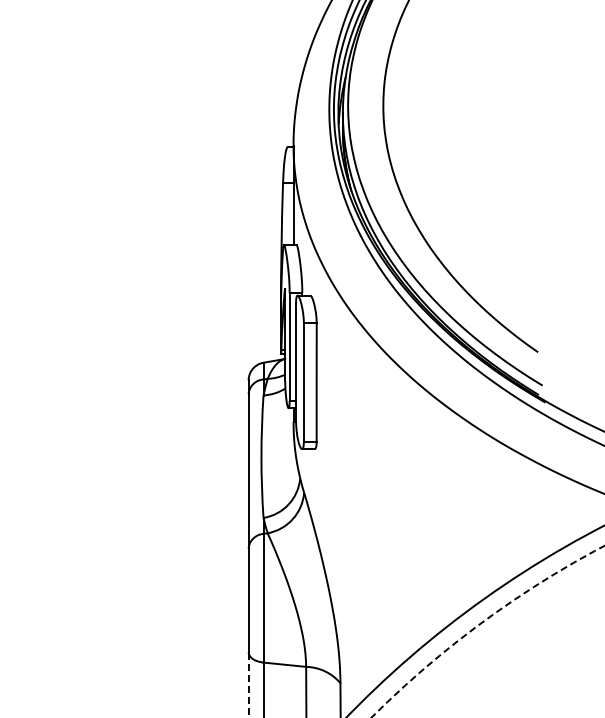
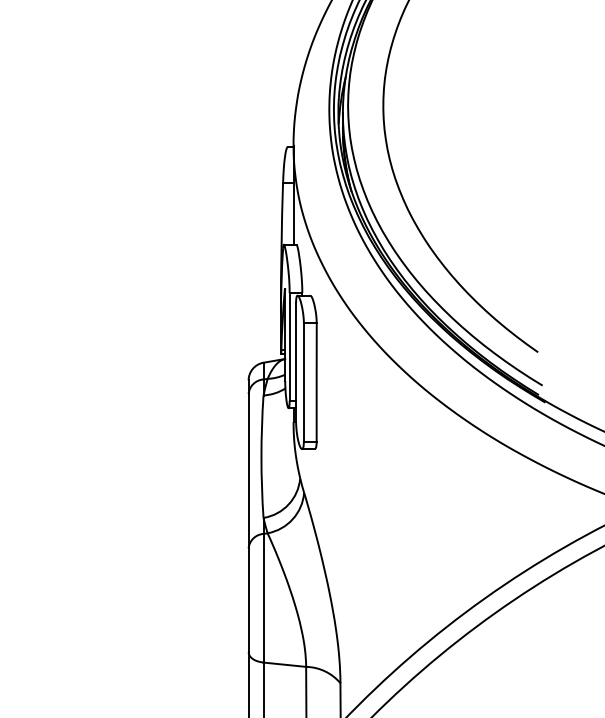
circle: dashed -> solid (487, 631)
line: dashed -> solid (248, 684)
